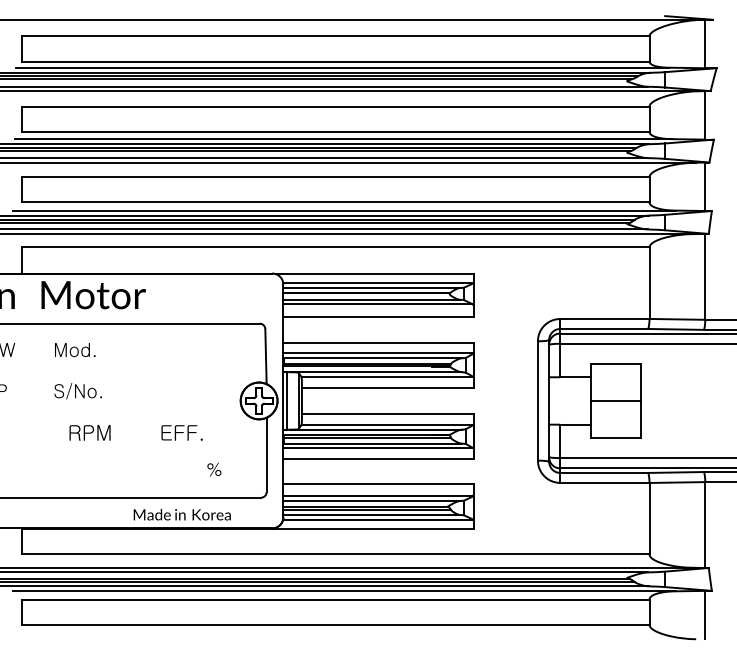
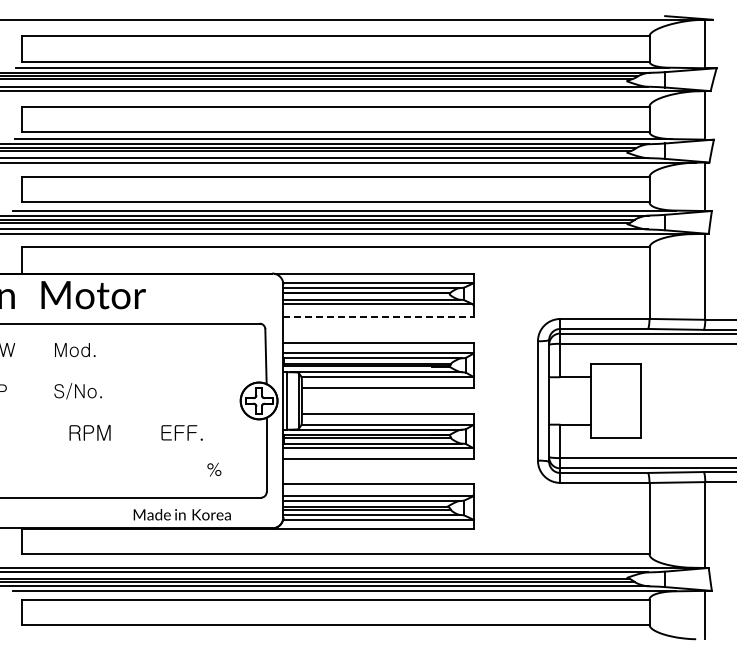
line: solid -> dashed (379, 316)
line: present -> none (615, 400)
